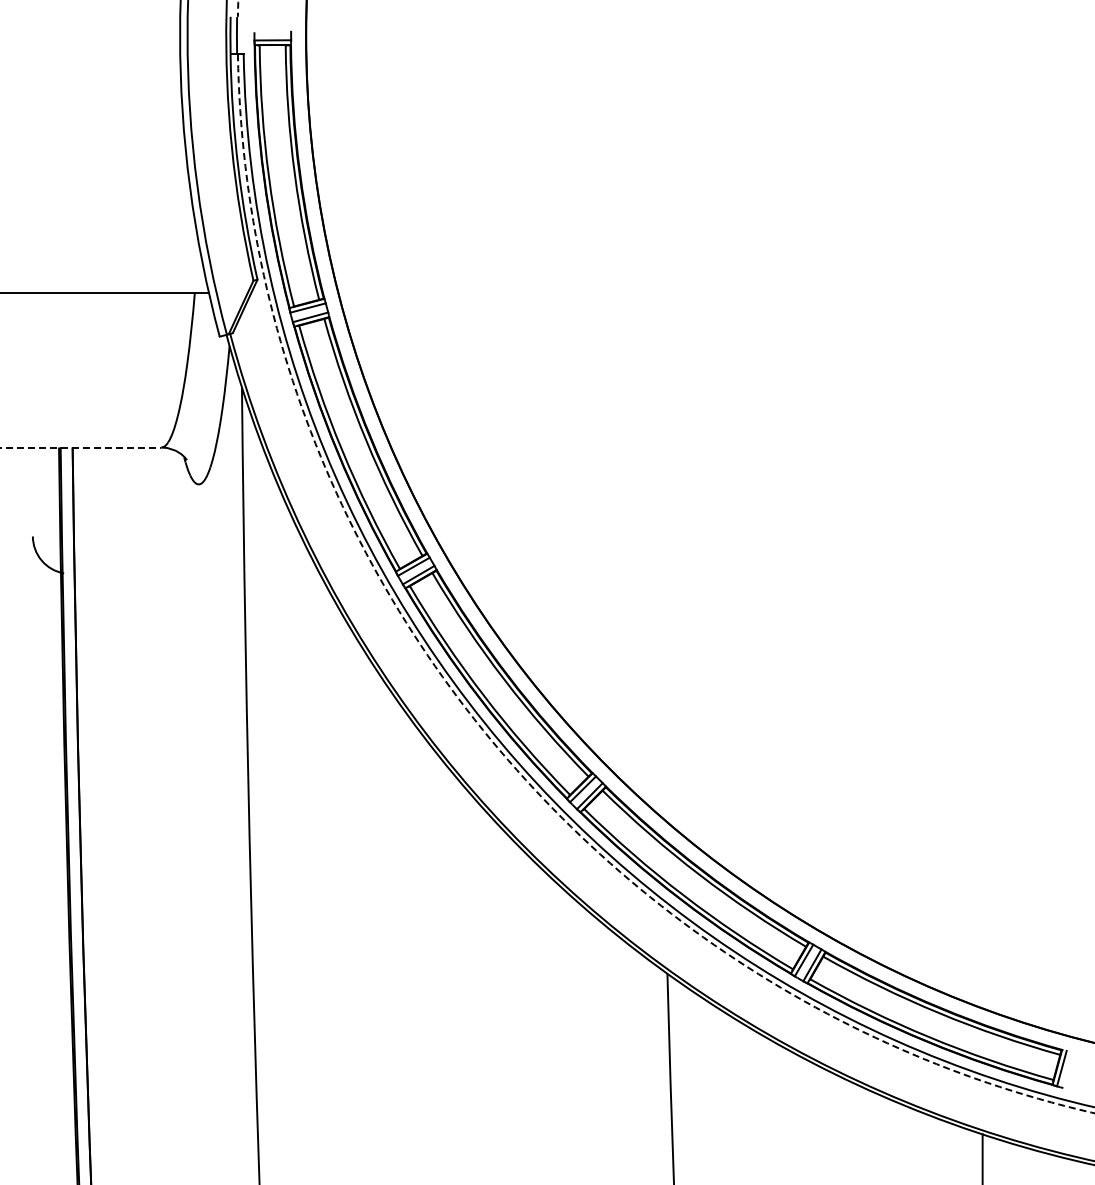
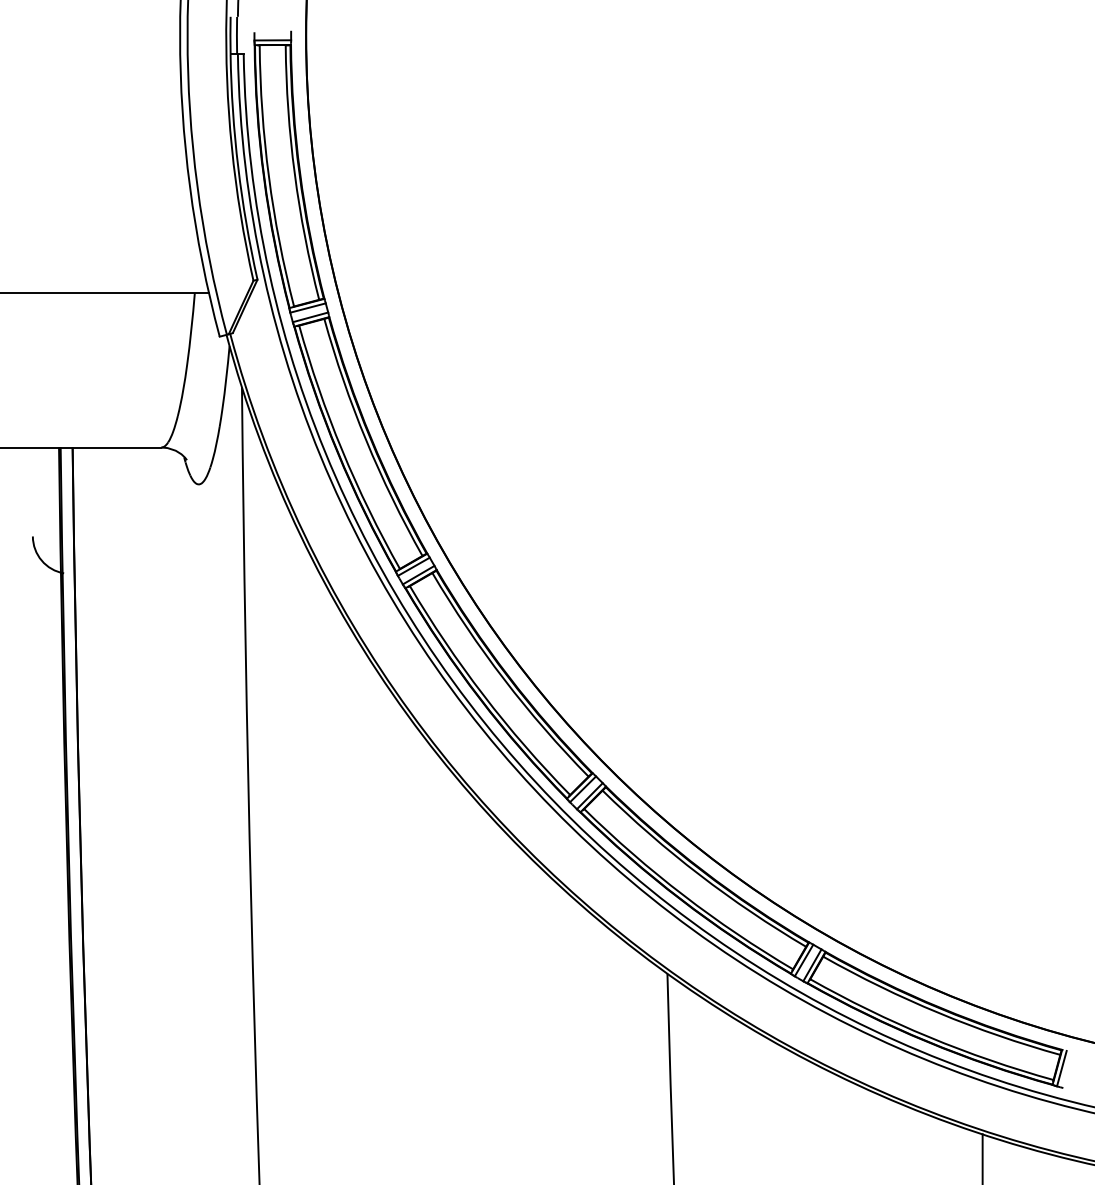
line: dashed -> solid (81, 447)
arc: dashed -> solid (490, 738)
